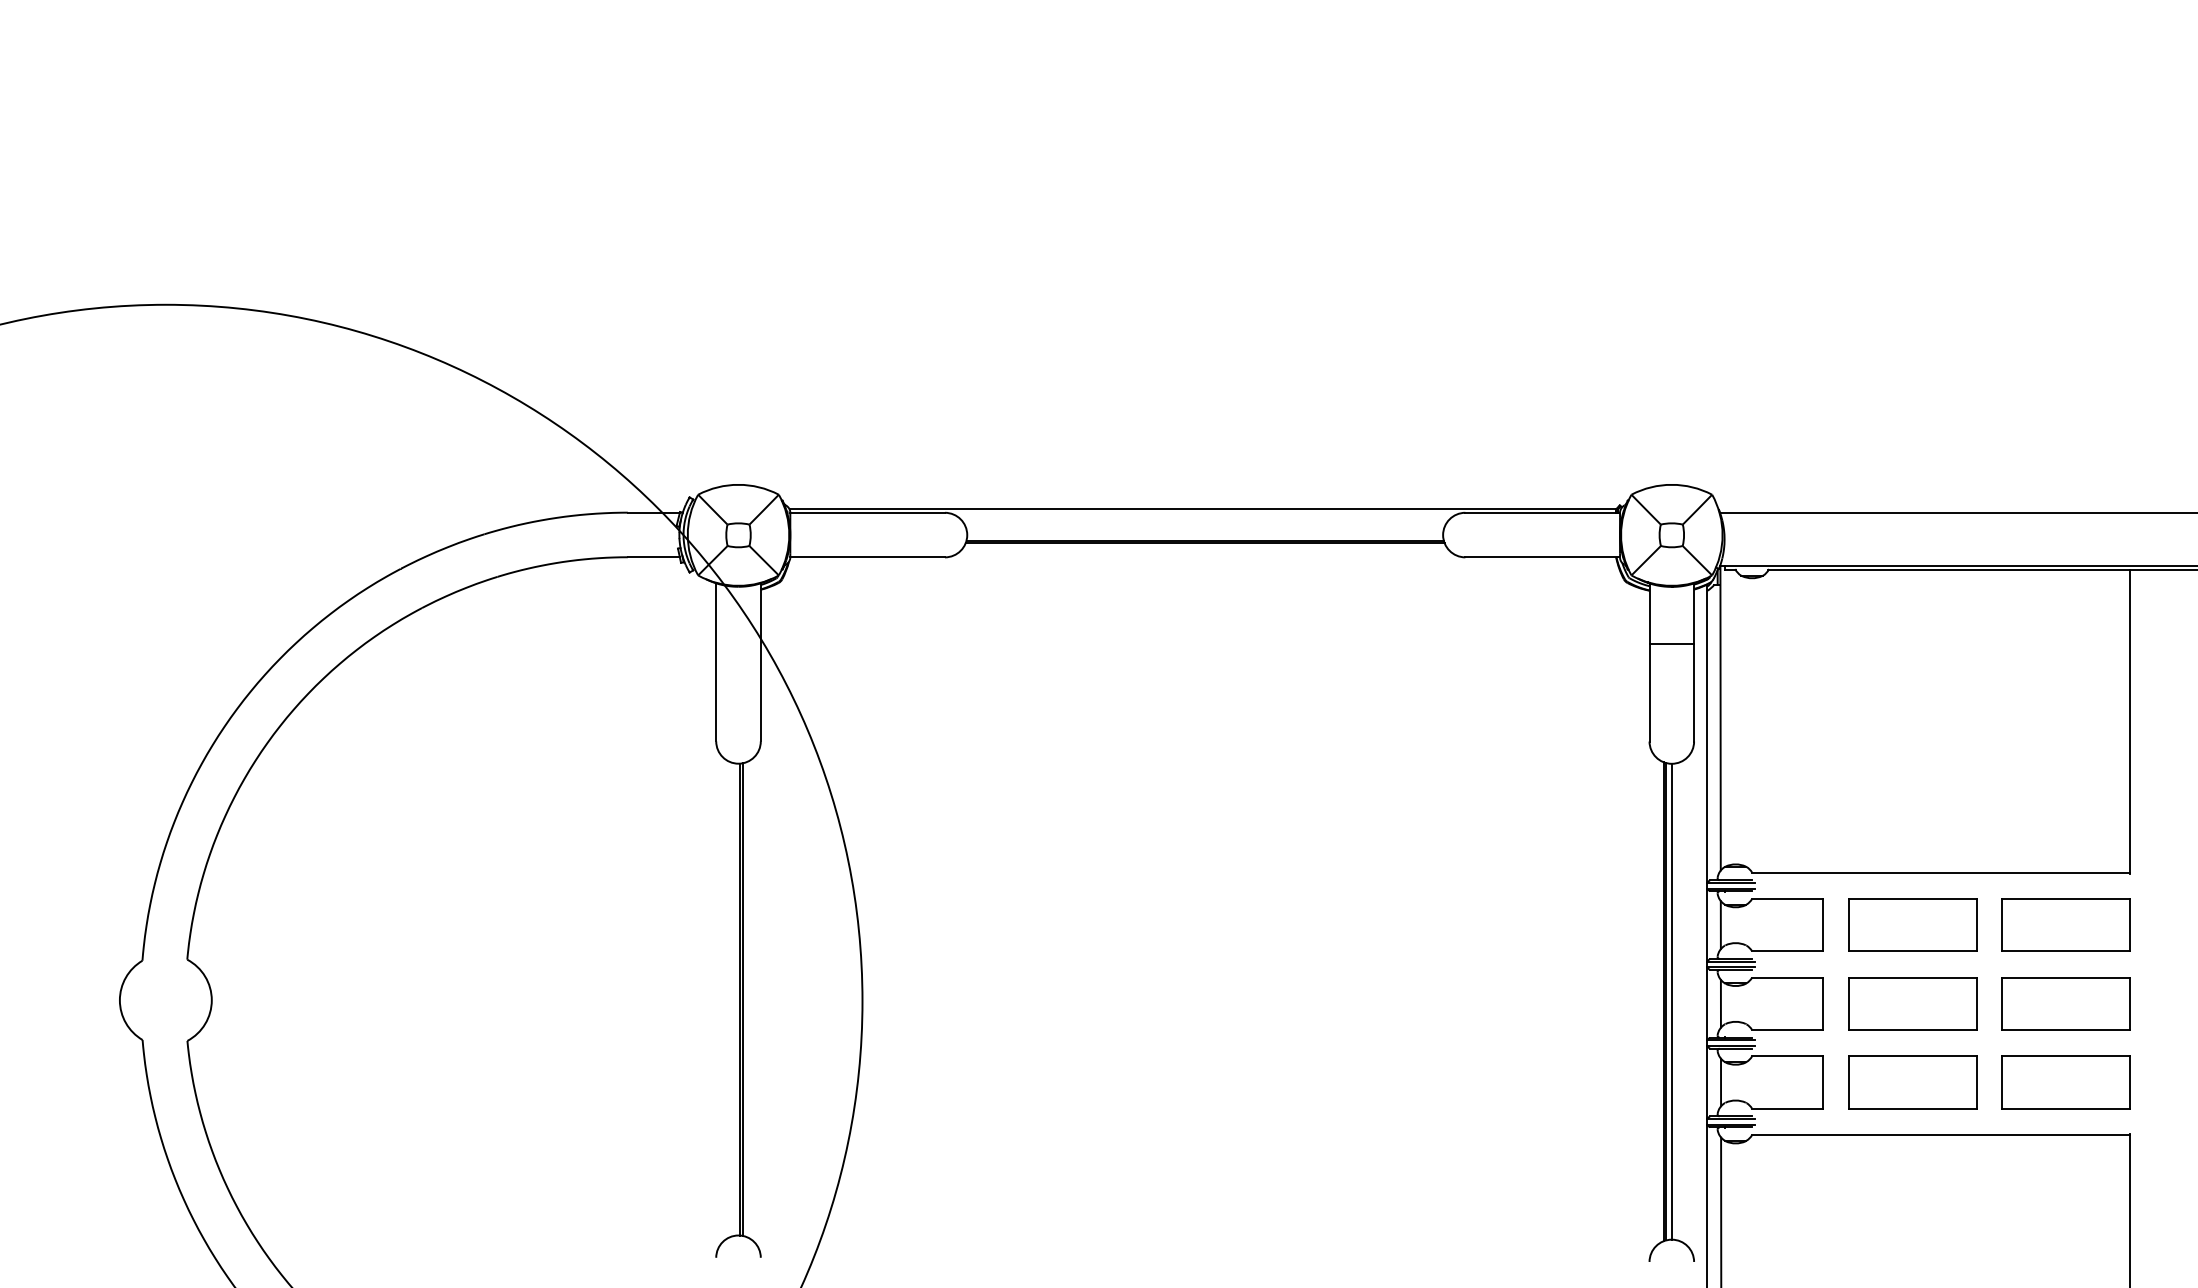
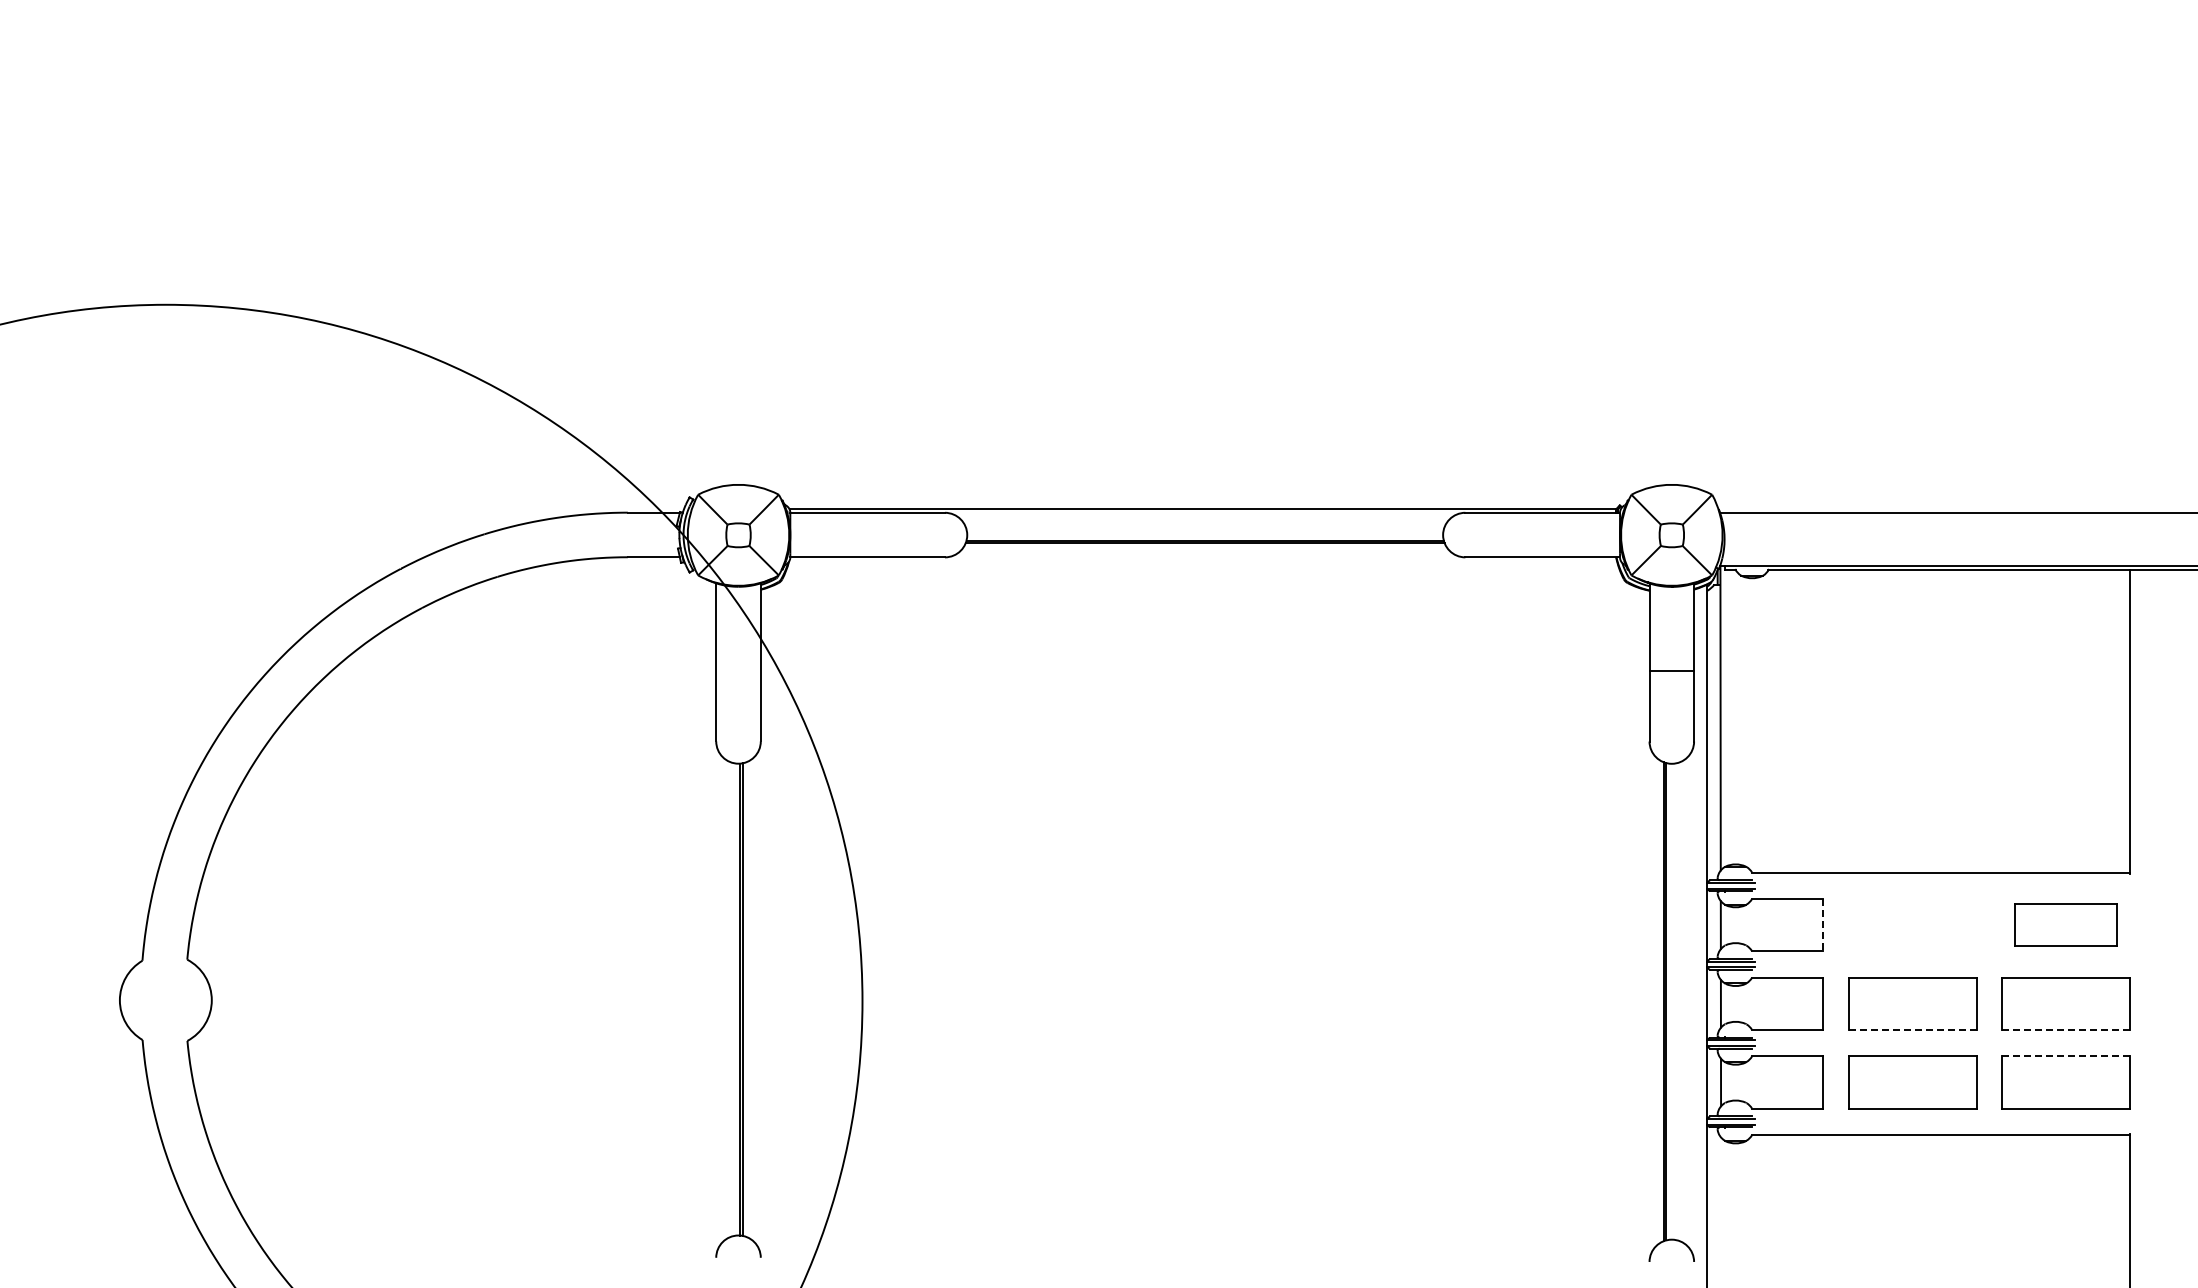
line position: (1671, 644) -> (1671, 671) (1671, 671)
part: present -> none (1912, 924)
part size: 130x54 px -> 104x44 px (2065, 924)
line: solid -> dashed (1823, 925)
line: present -> none (1672, 1001)
line: solid -> dashed (1913, 1029)
line: solid -> dashed (2066, 1029)
line: solid -> dashed (2066, 1056)
line: present -> none (1721, 1210)
